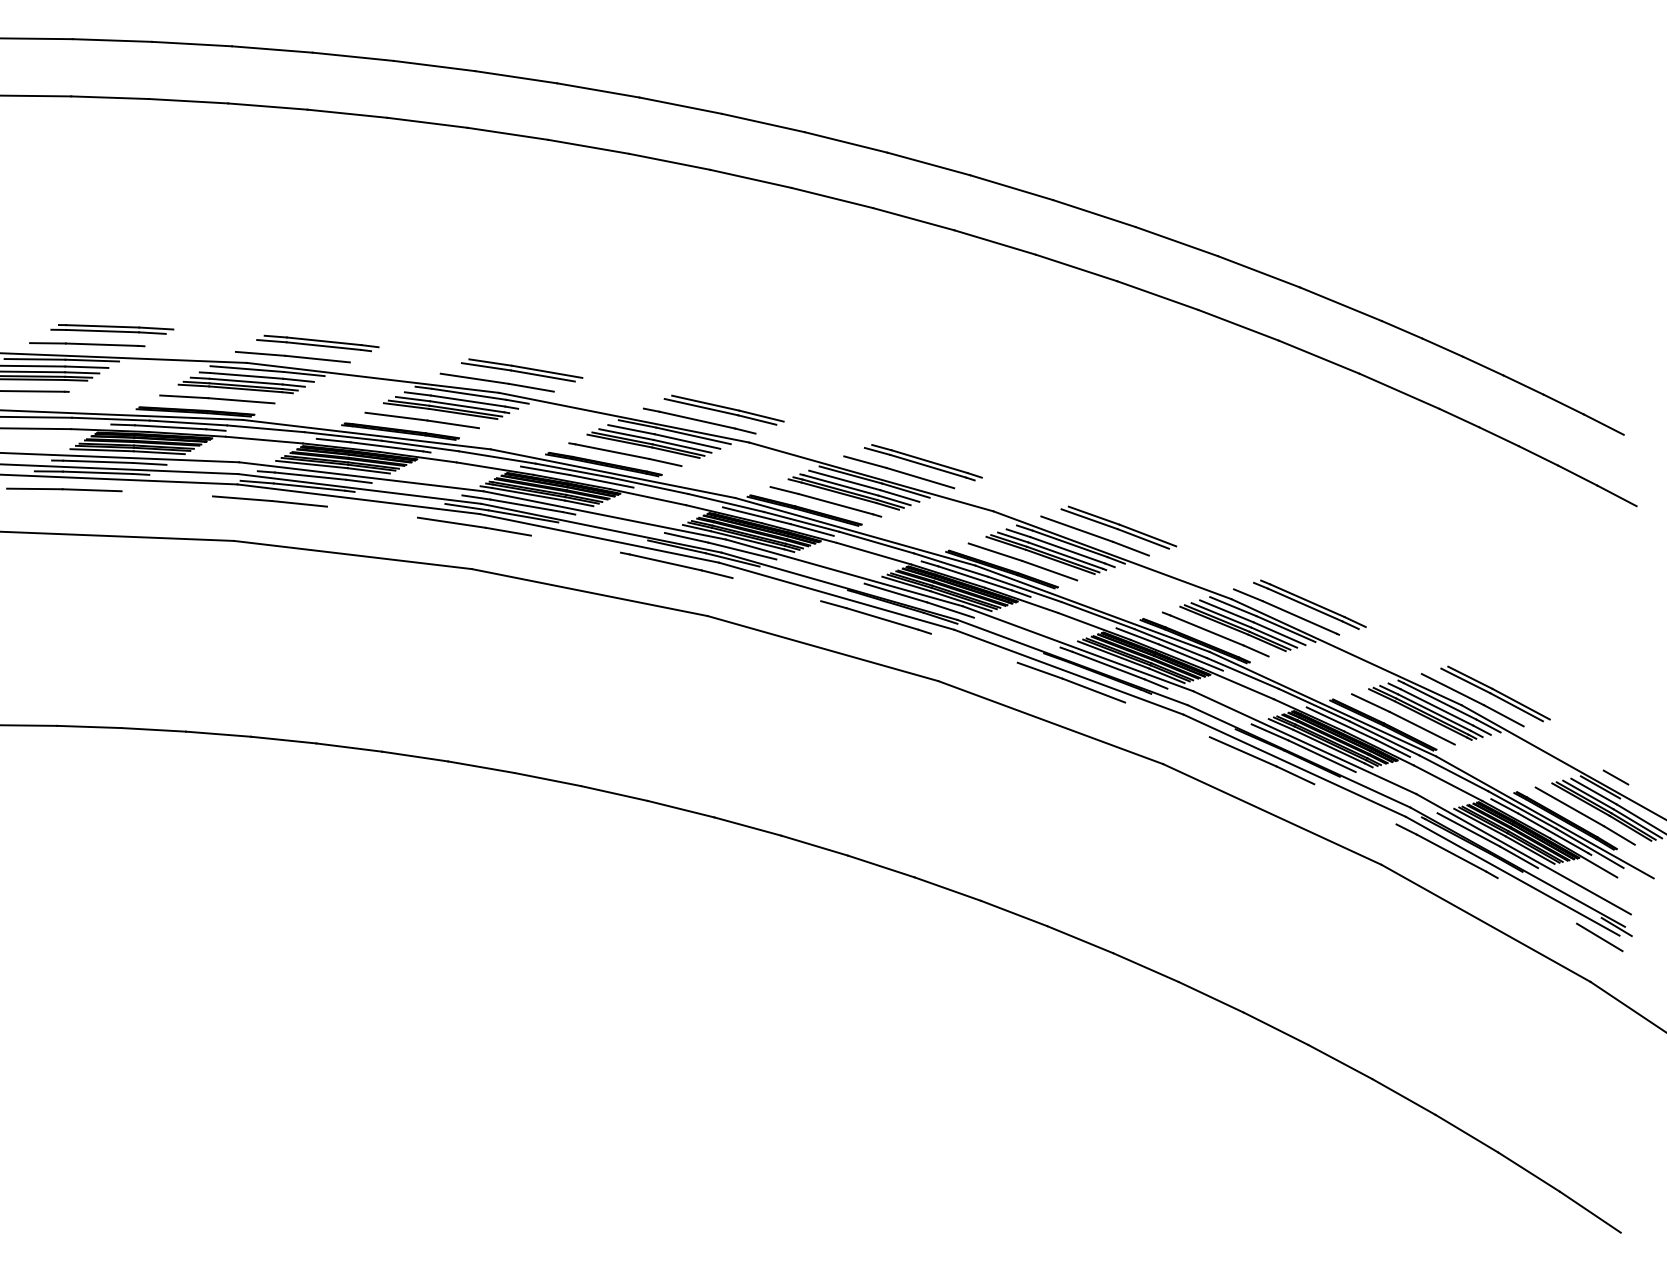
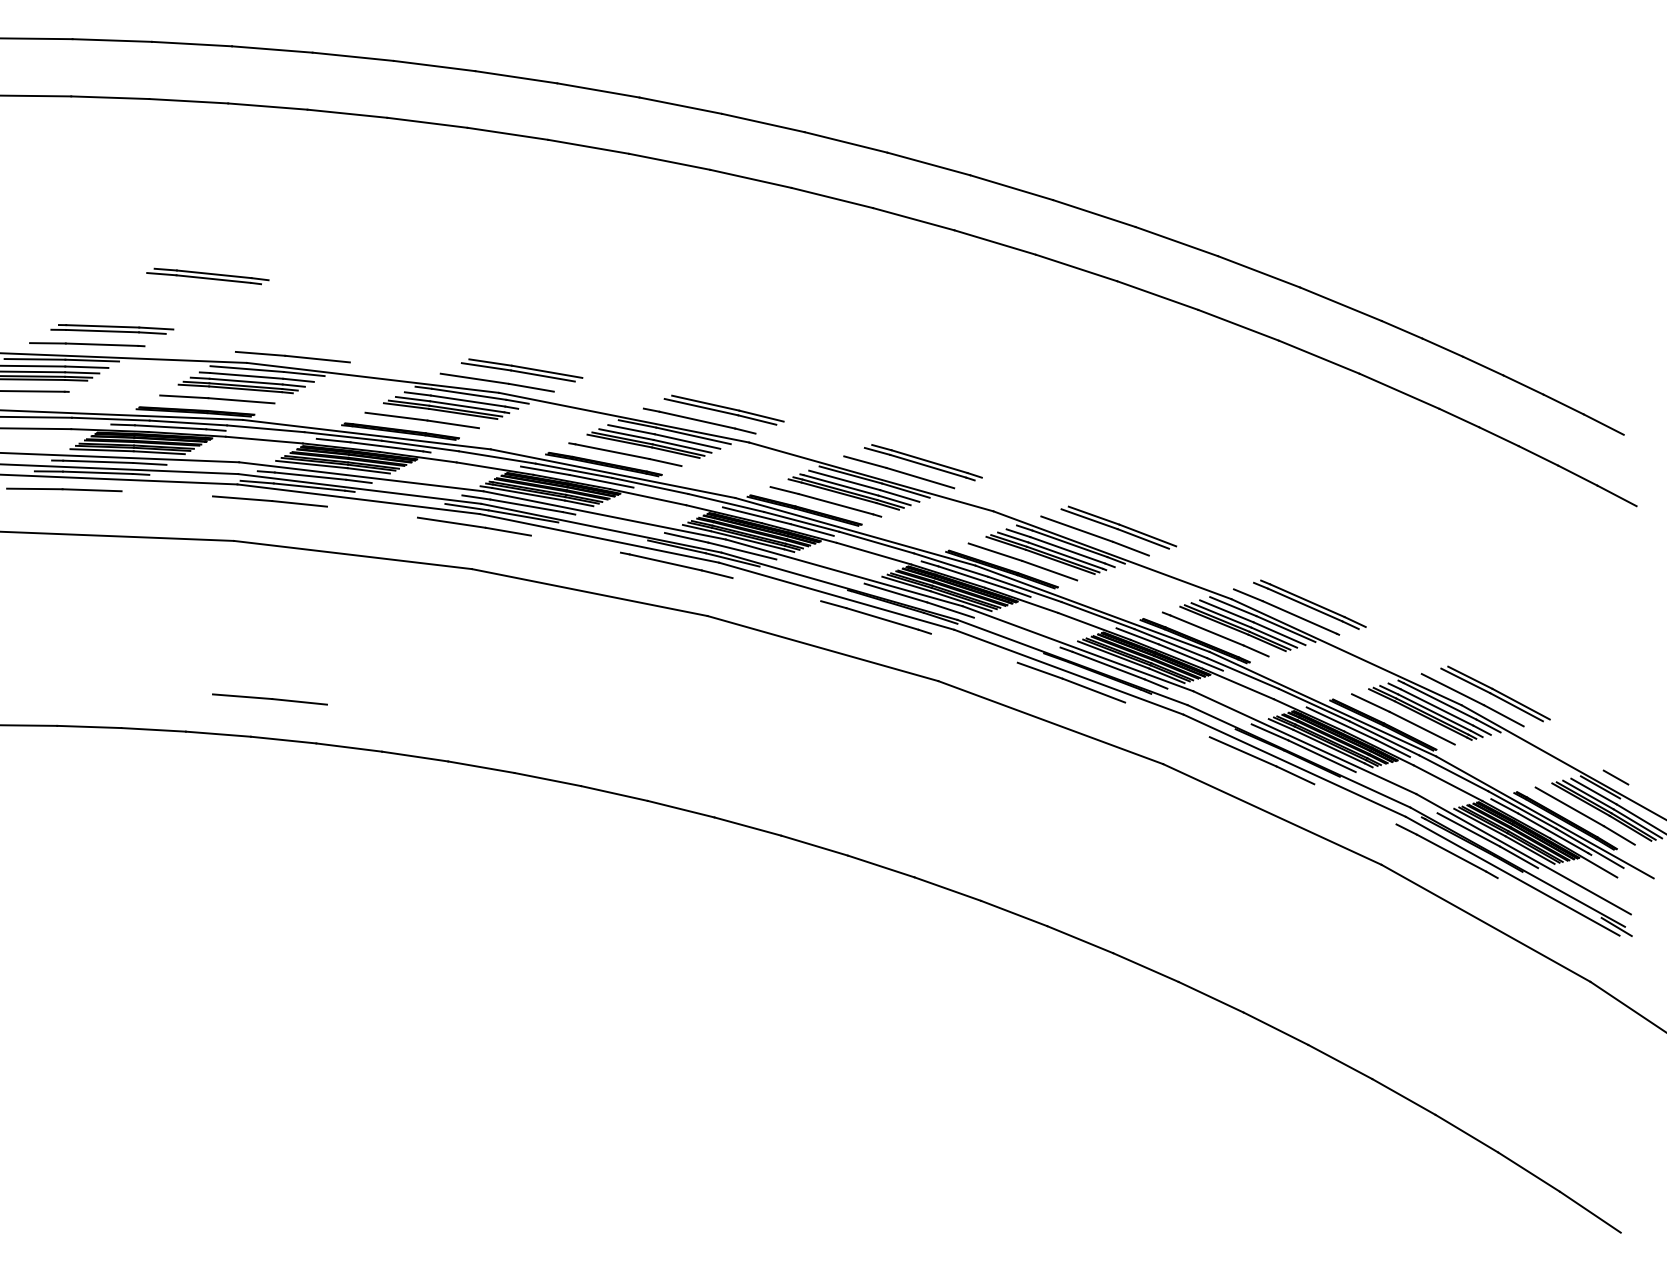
part position: (317, 343) -> (207, 276) (207, 276)
line: none -> present (269, 699)
line: present -> none (1599, 937)
